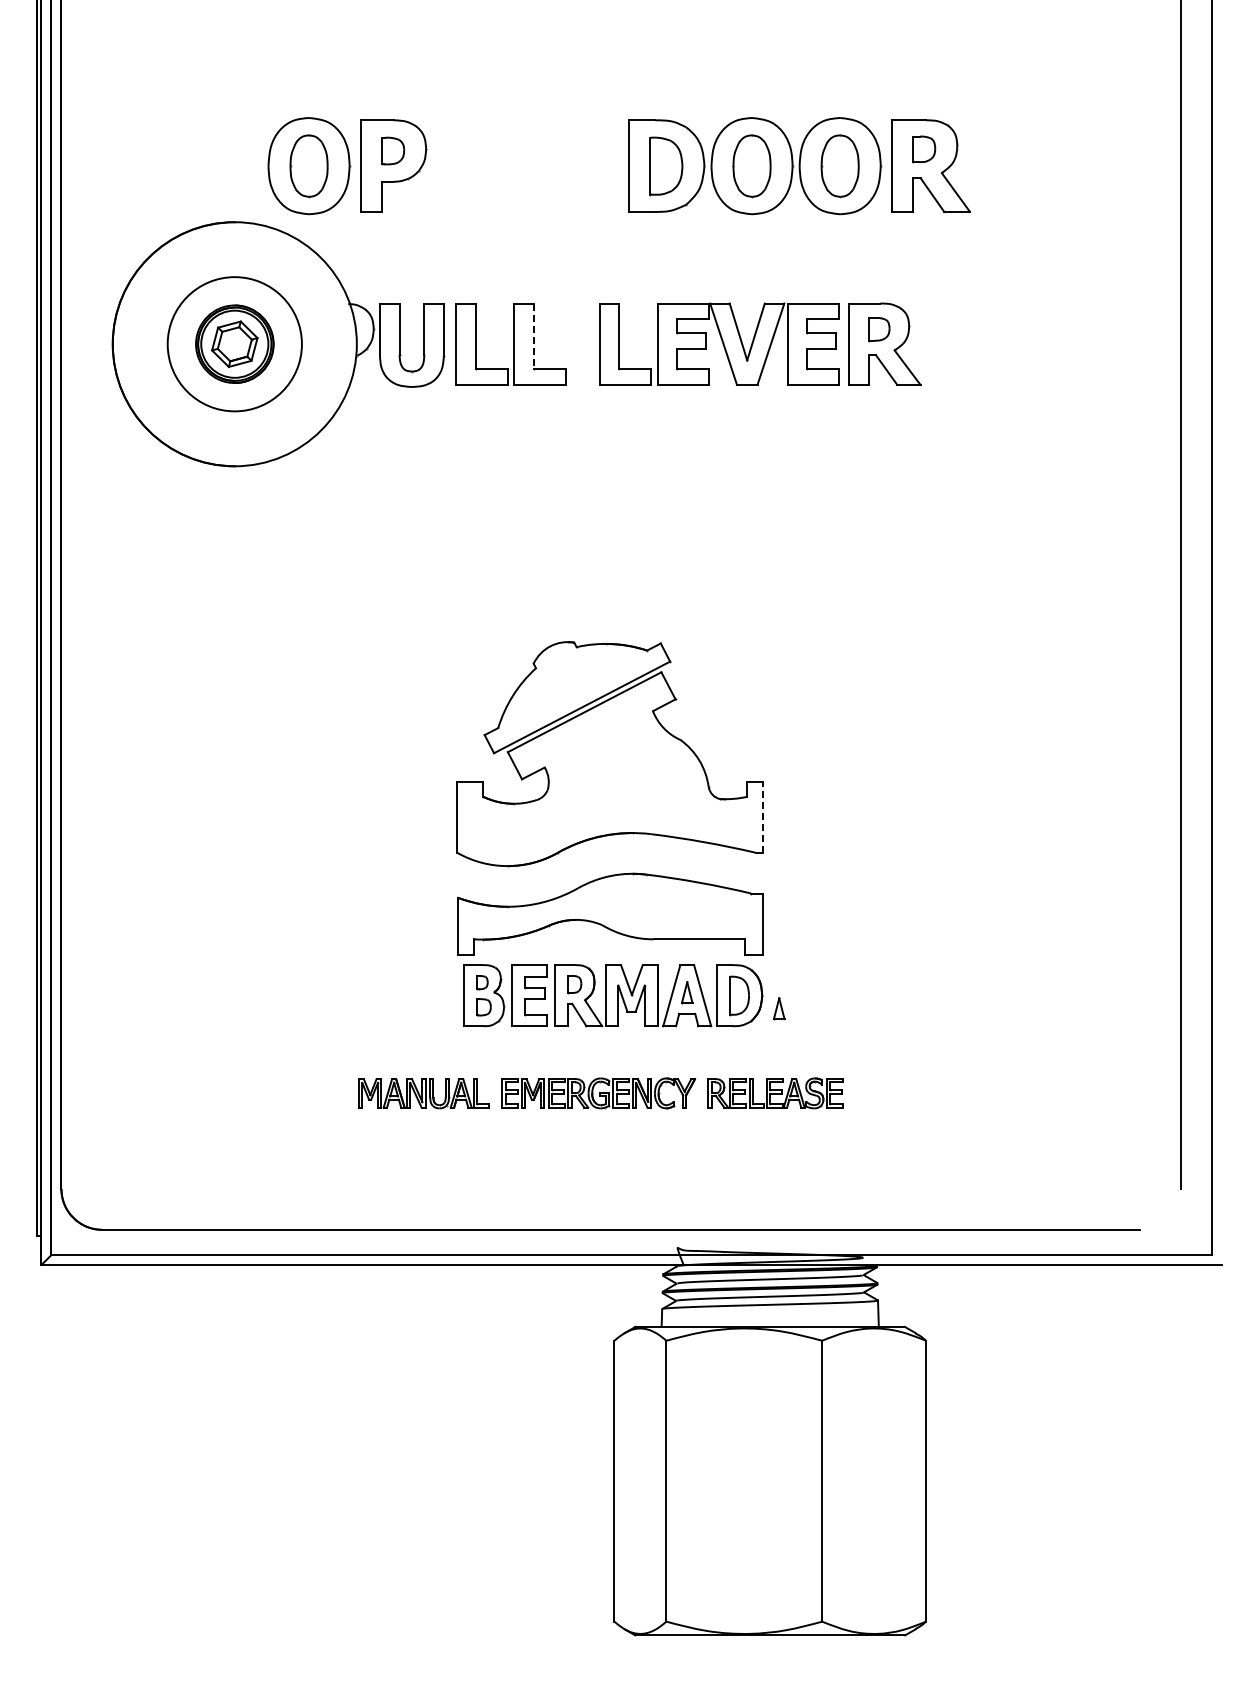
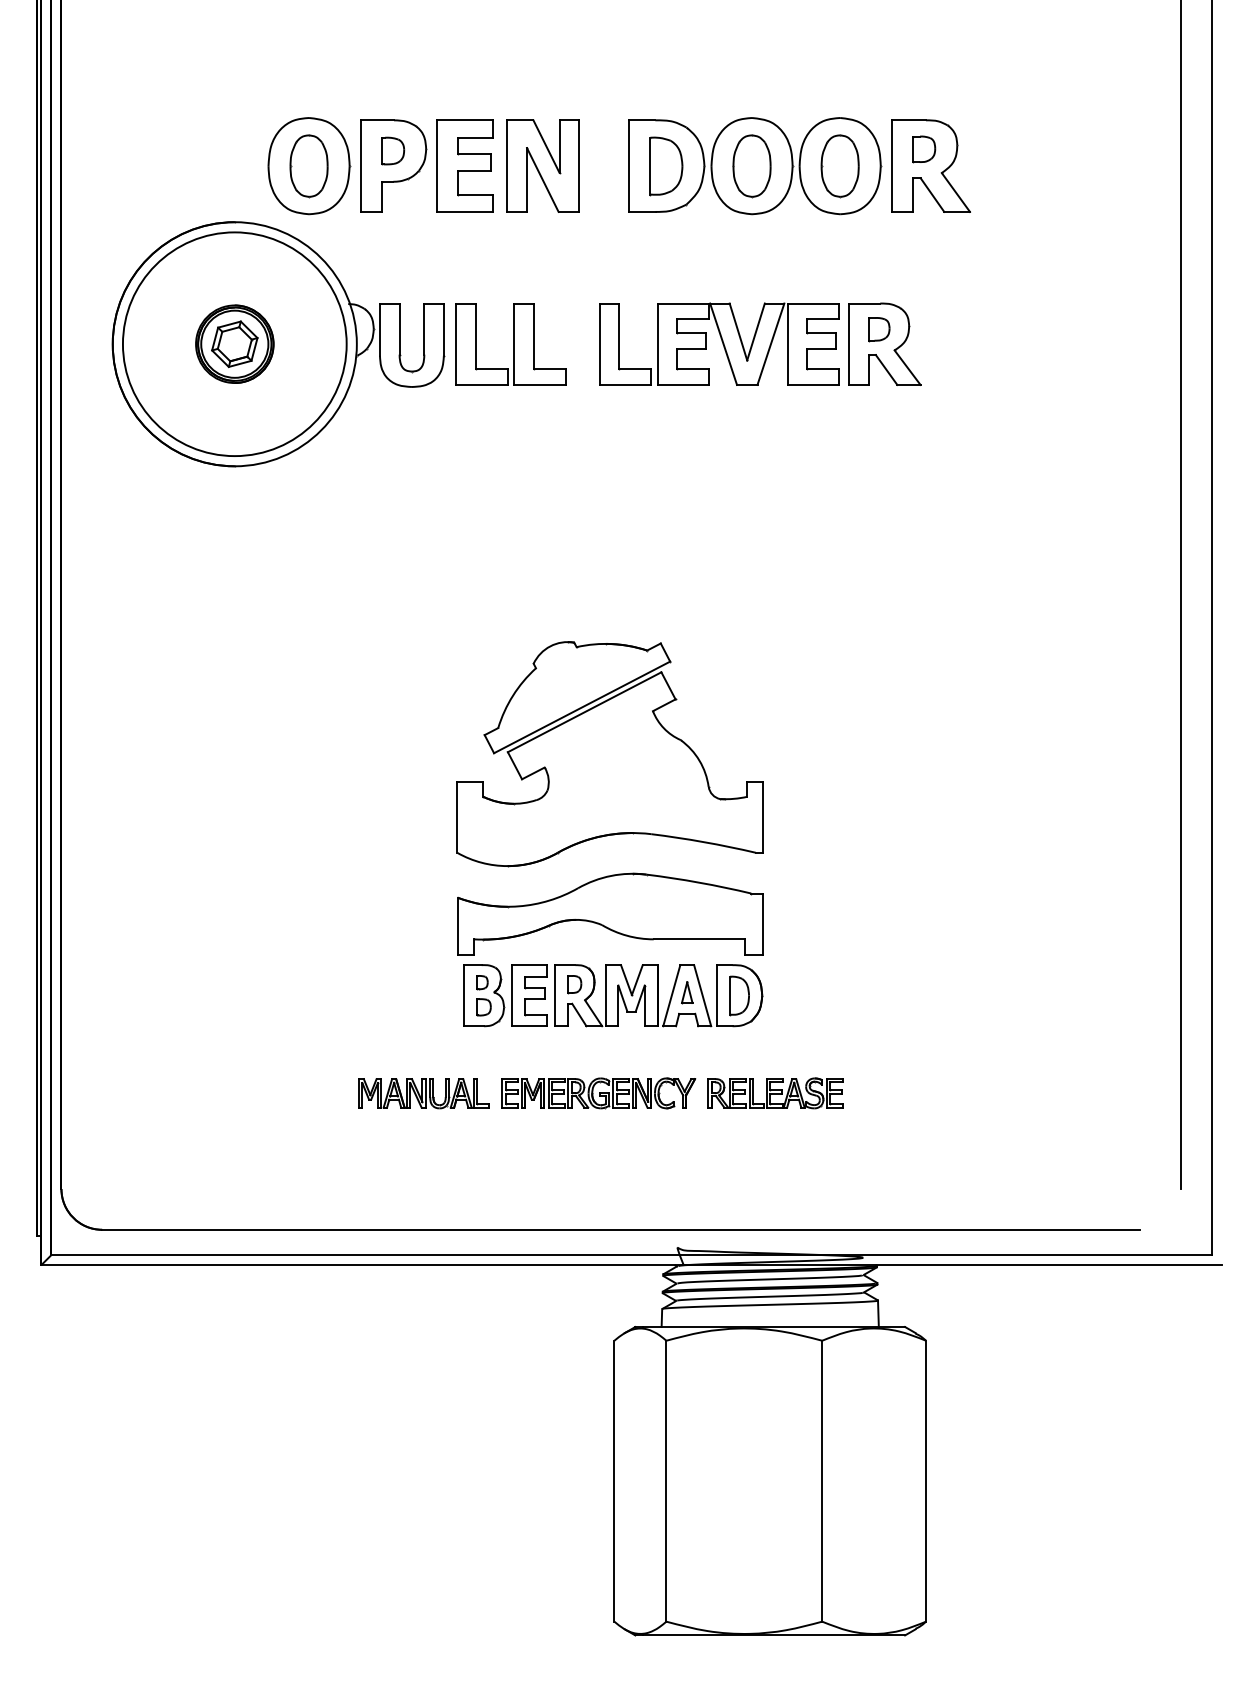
part: none -> present (464, 165)
part: none -> present (542, 165)
line: dashed -> solid (533, 336)
circle diameter: 134 px -> 224 px (234, 344)
line: dashed -> solid (762, 817)
part: present -> none (779, 1008)
